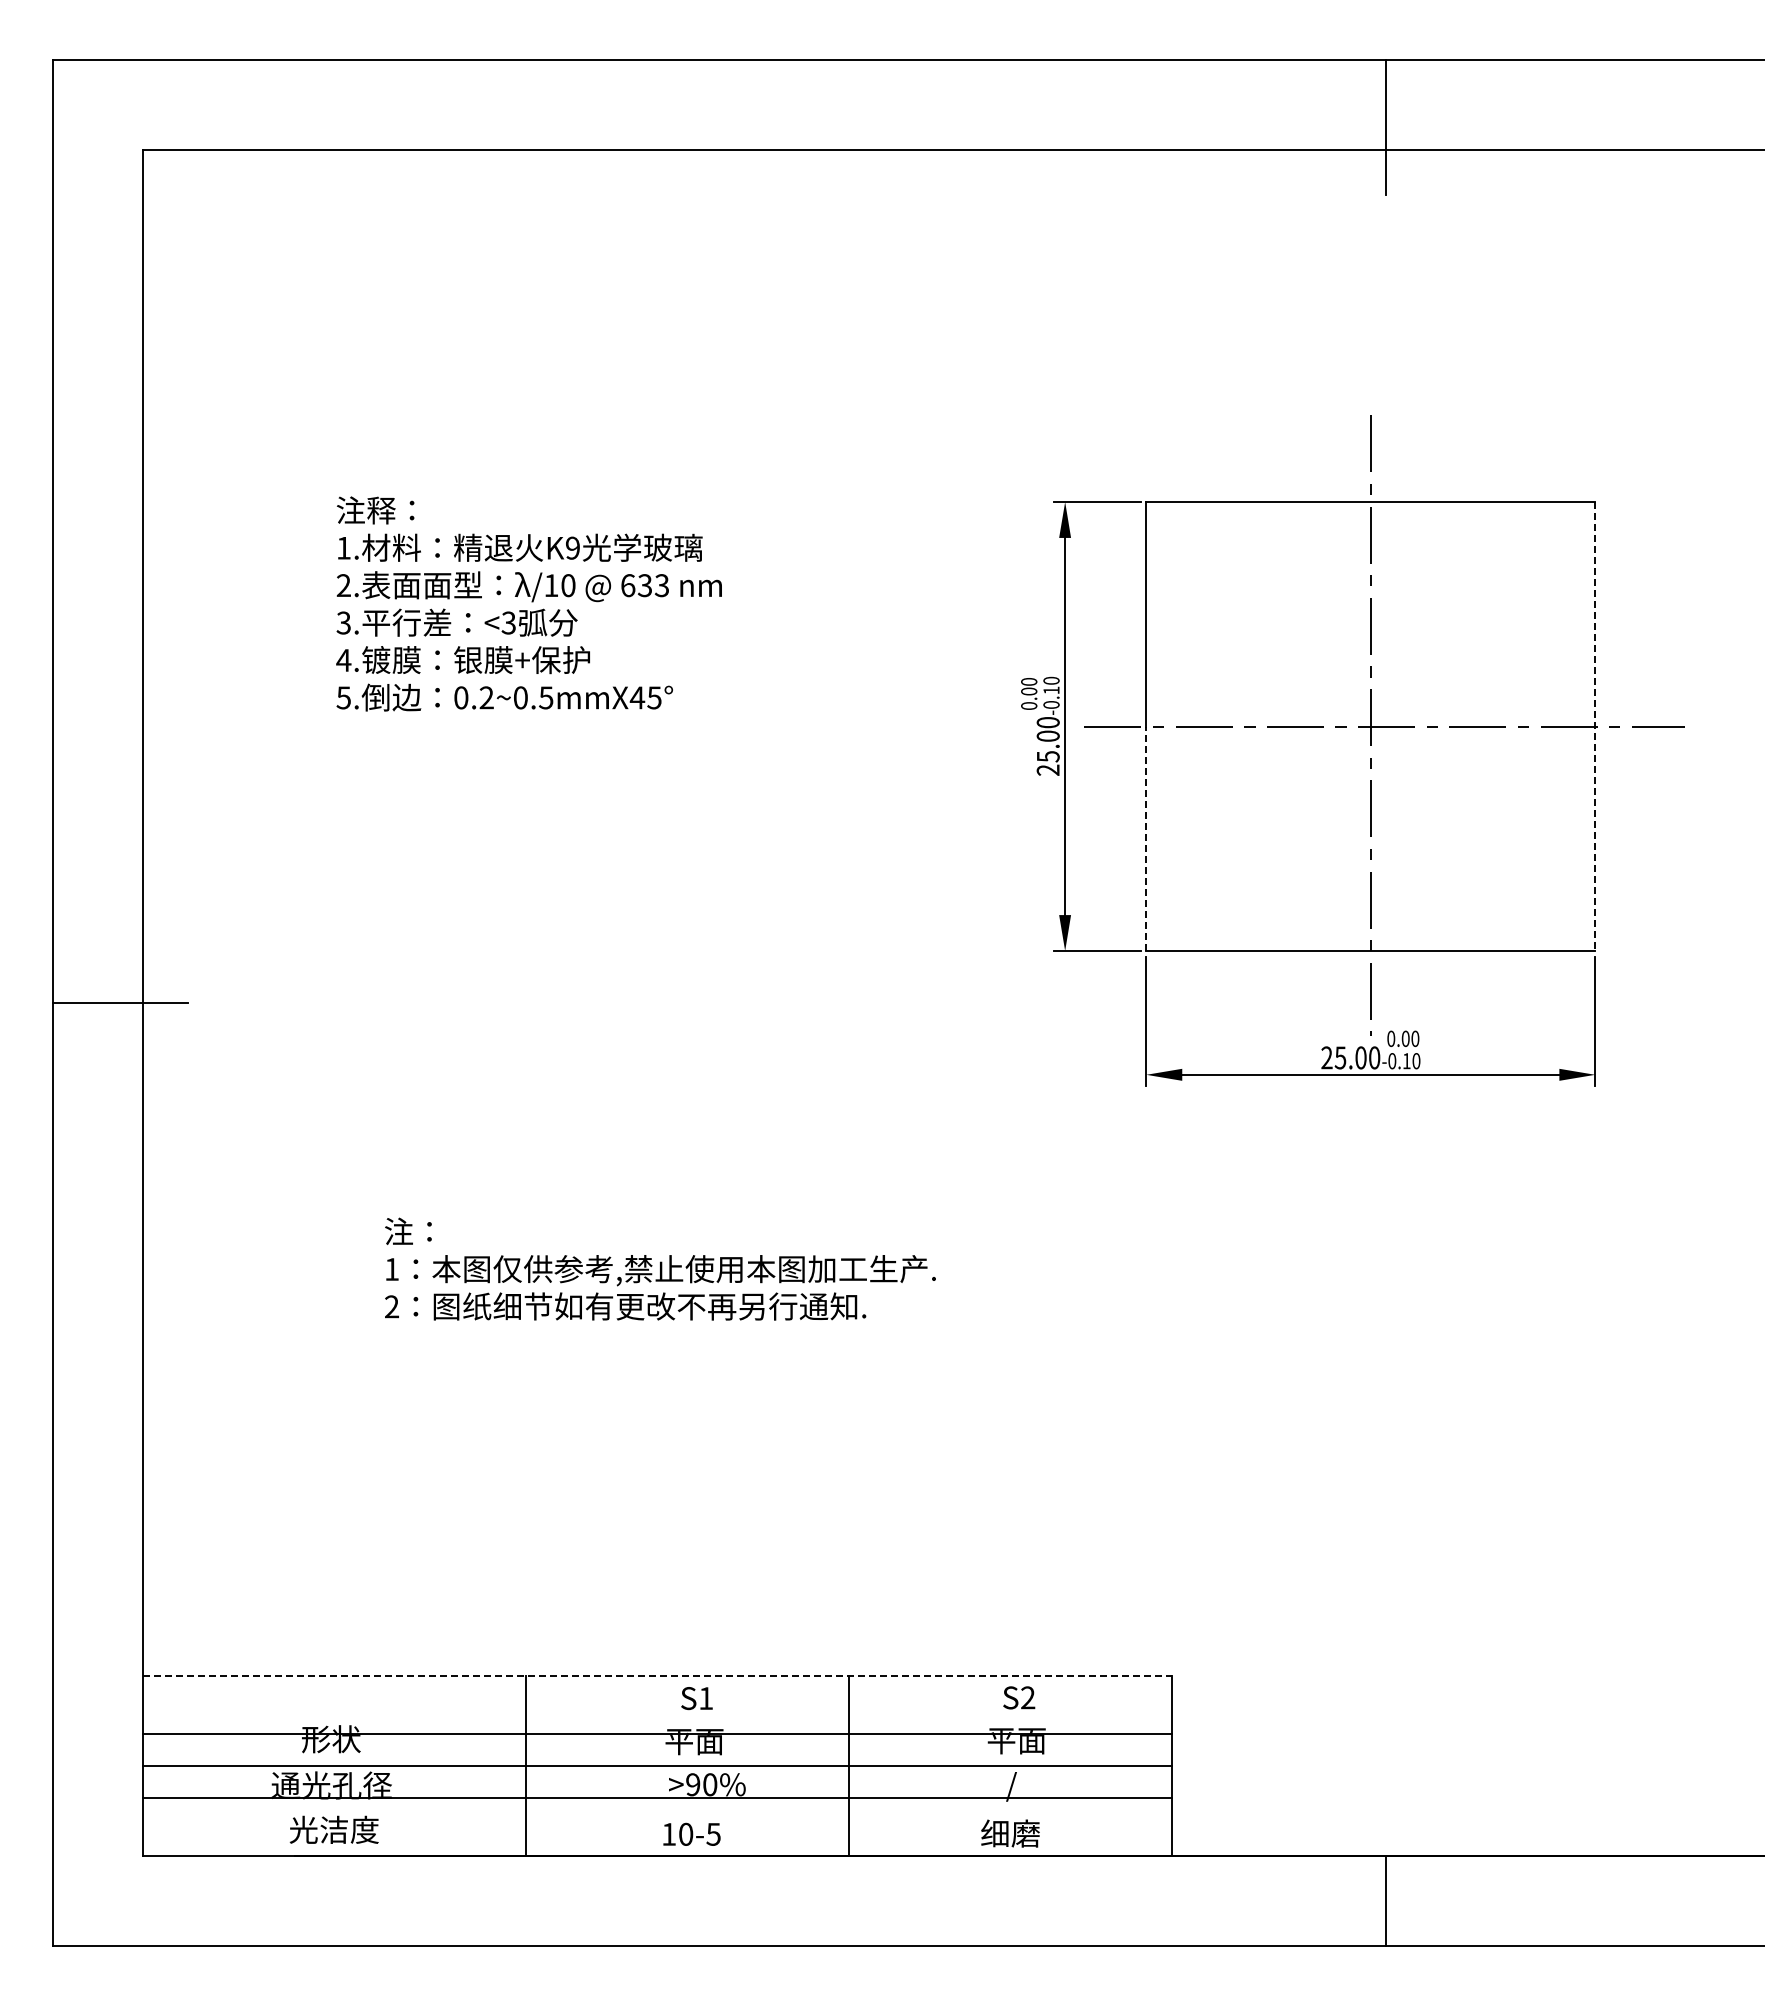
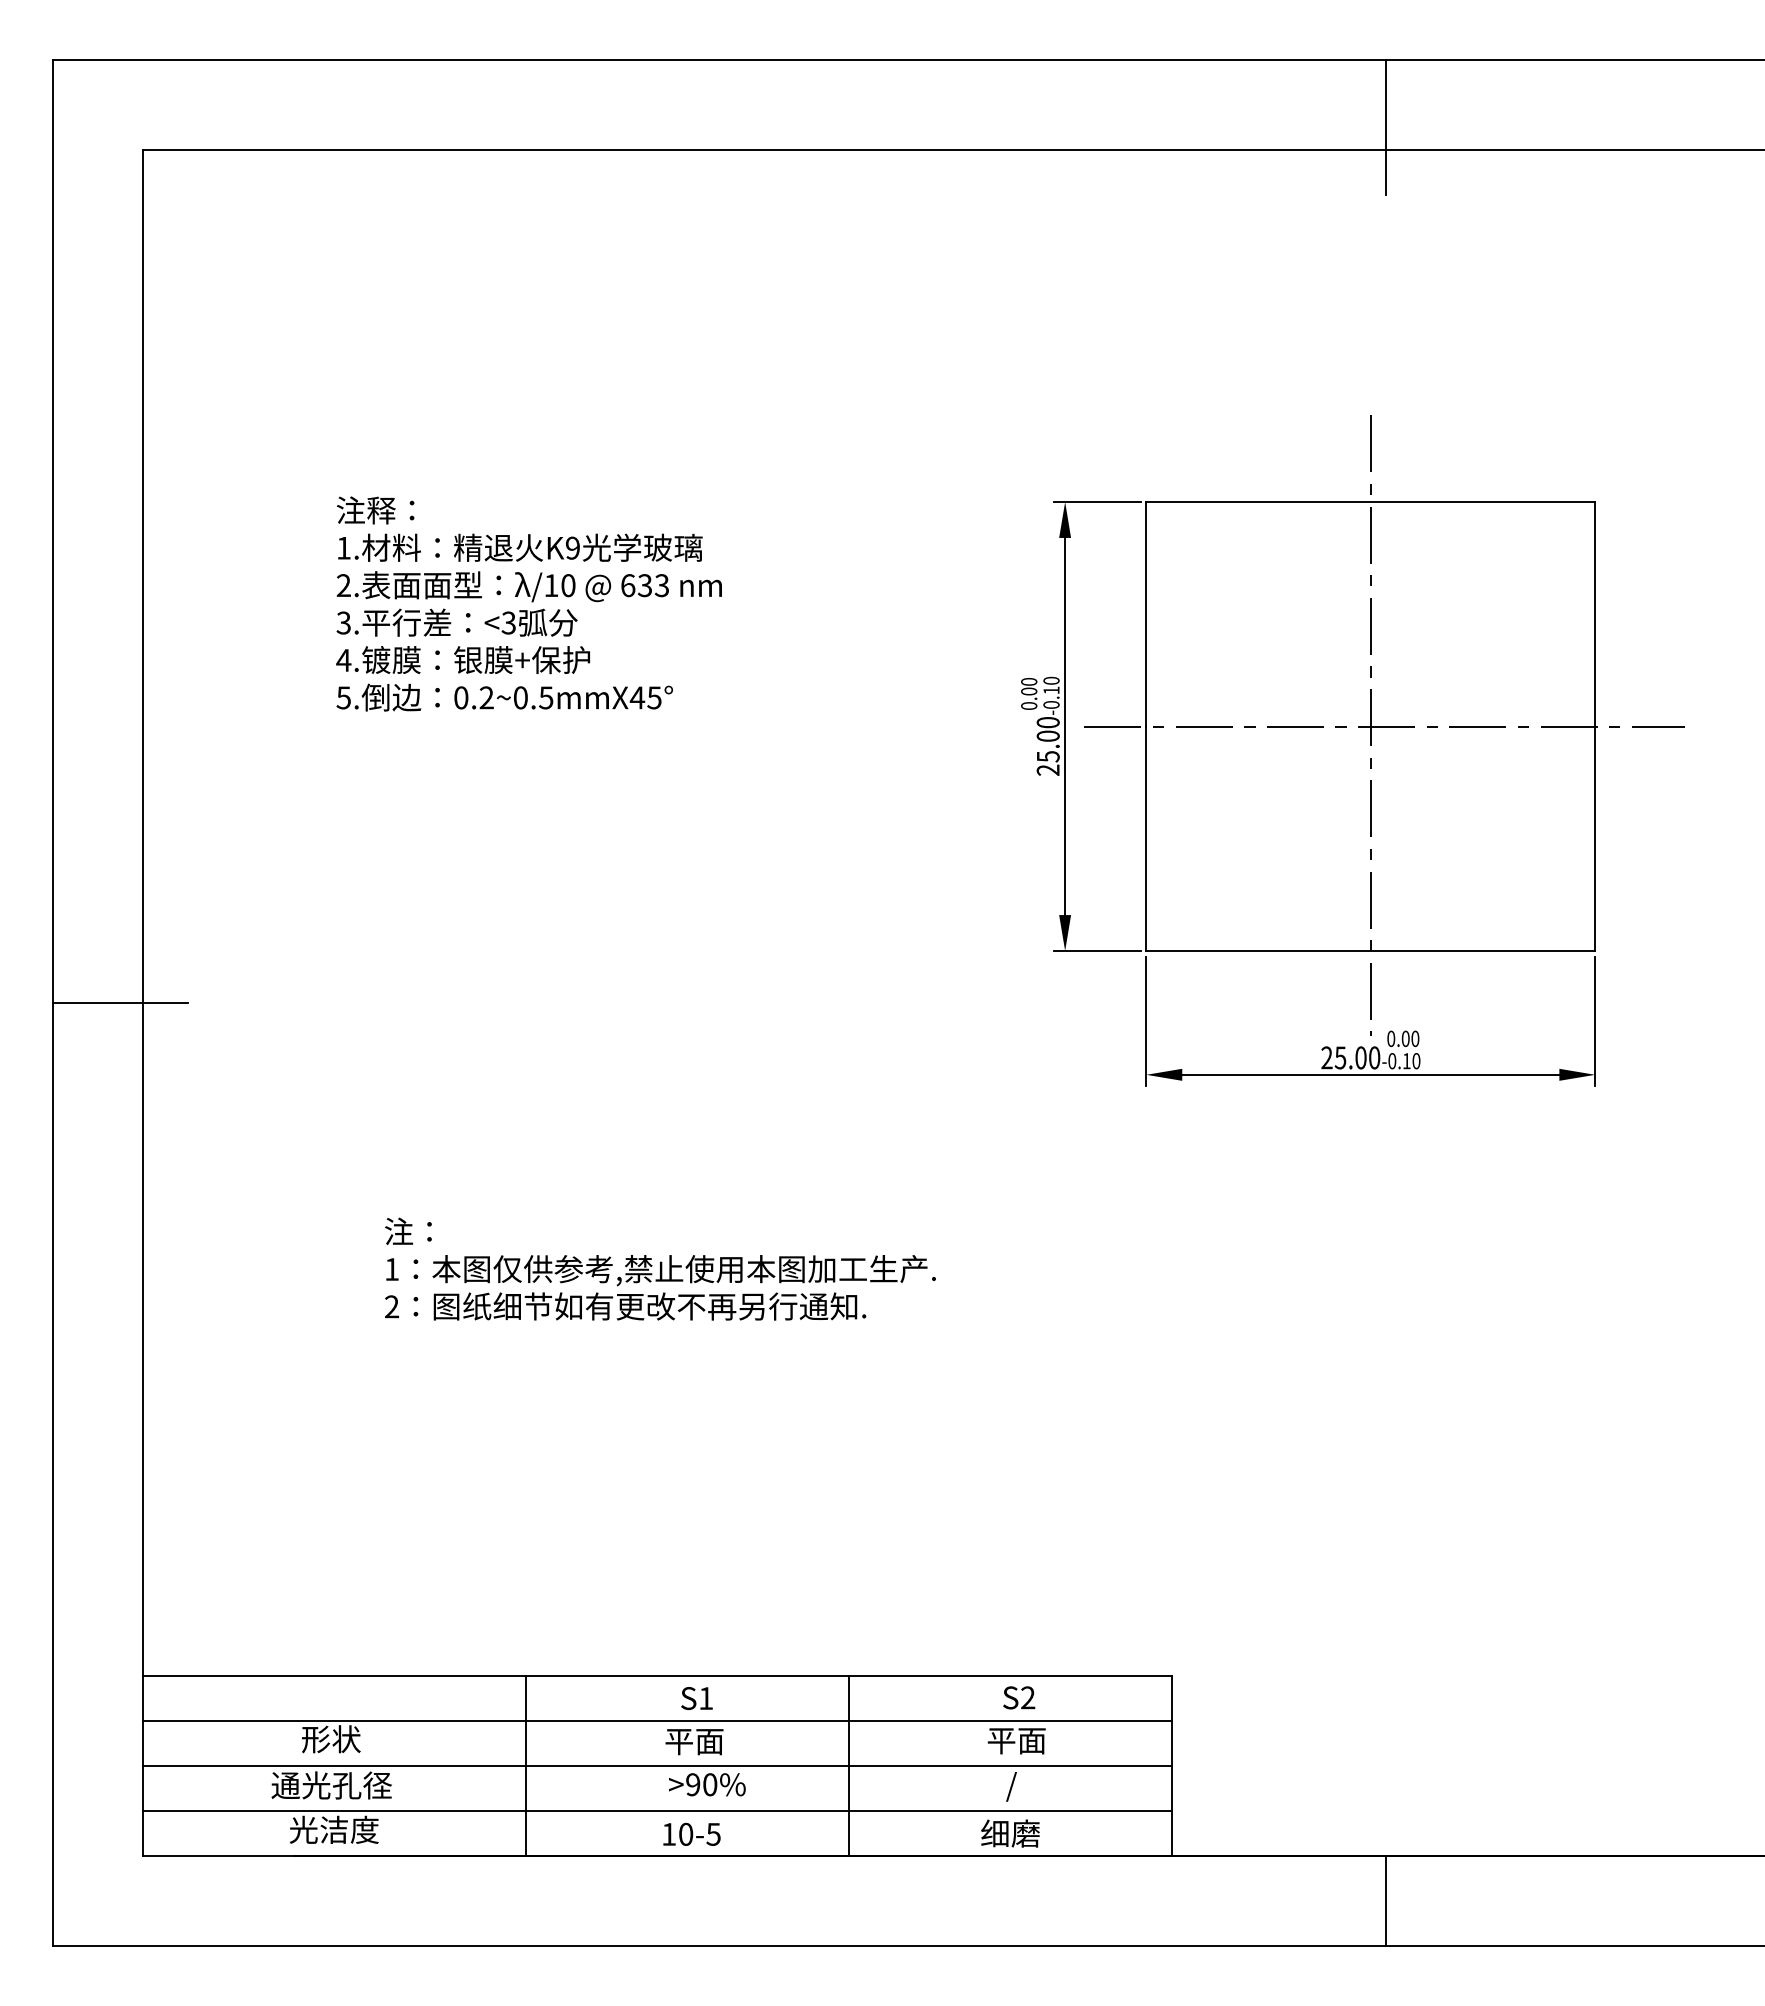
line: dashed -> solid (1595, 727)
line: dashed -> solid (1146, 838)
line: dashed -> solid (657, 1676)
line position: (657, 1734) -> (657, 1721) (657, 1721)
line position: (657, 1798) -> (657, 1811) (657, 1811)
